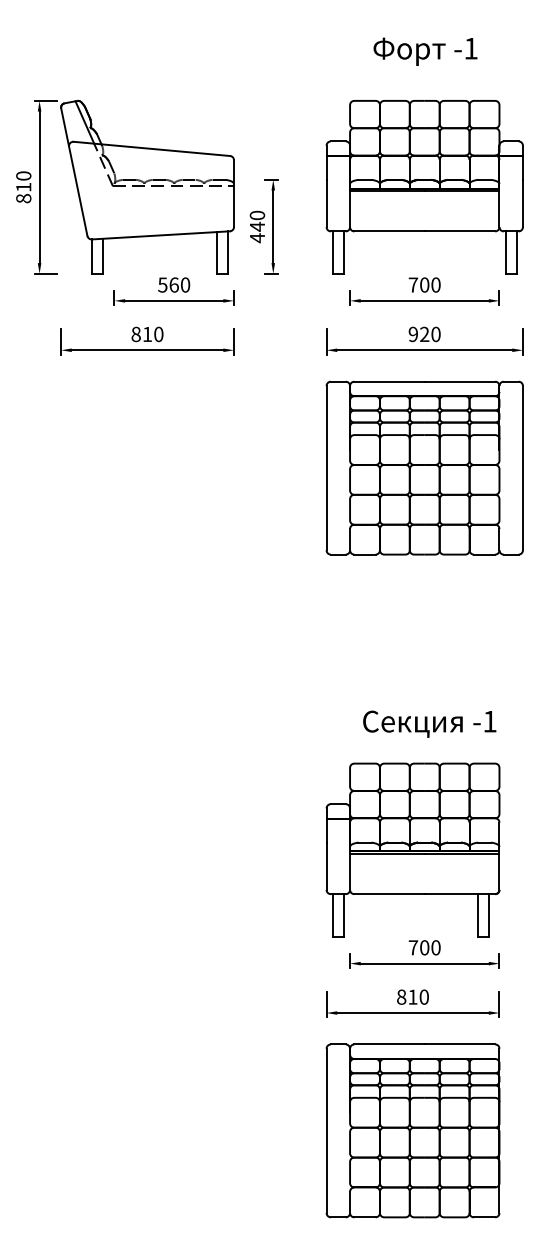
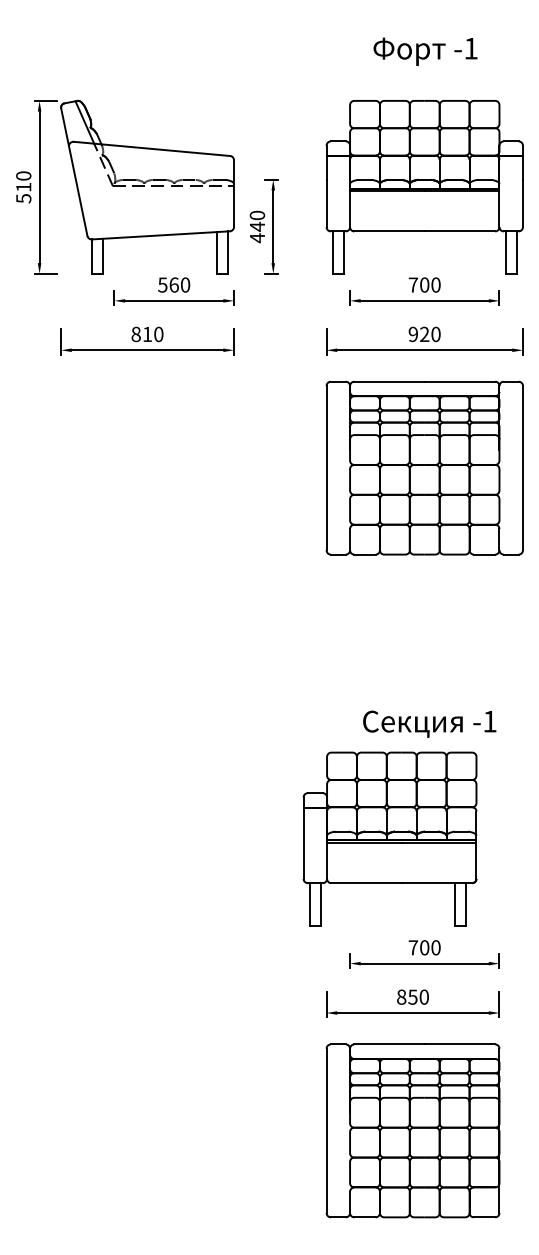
text: 810 -> 510 (23, 198)
part position: (412, 849) -> (389, 838) (389, 838)
text: 810 -> 850 (412, 996)
